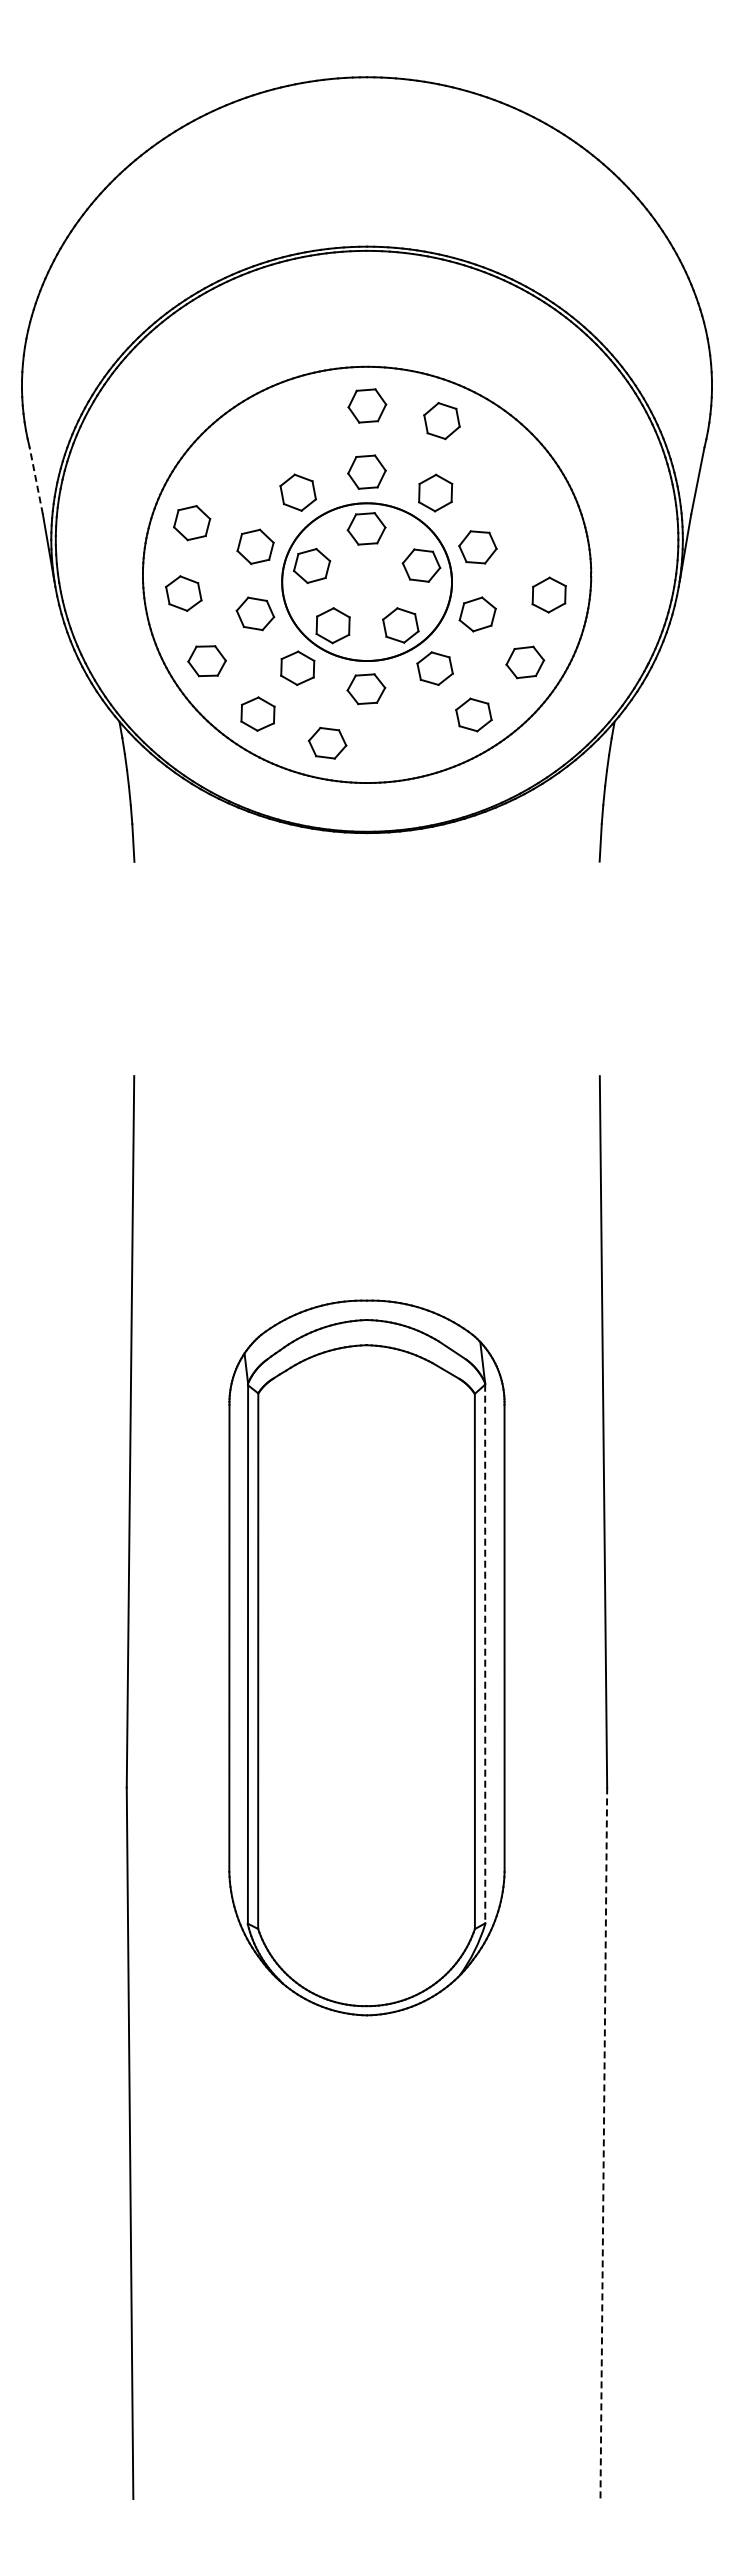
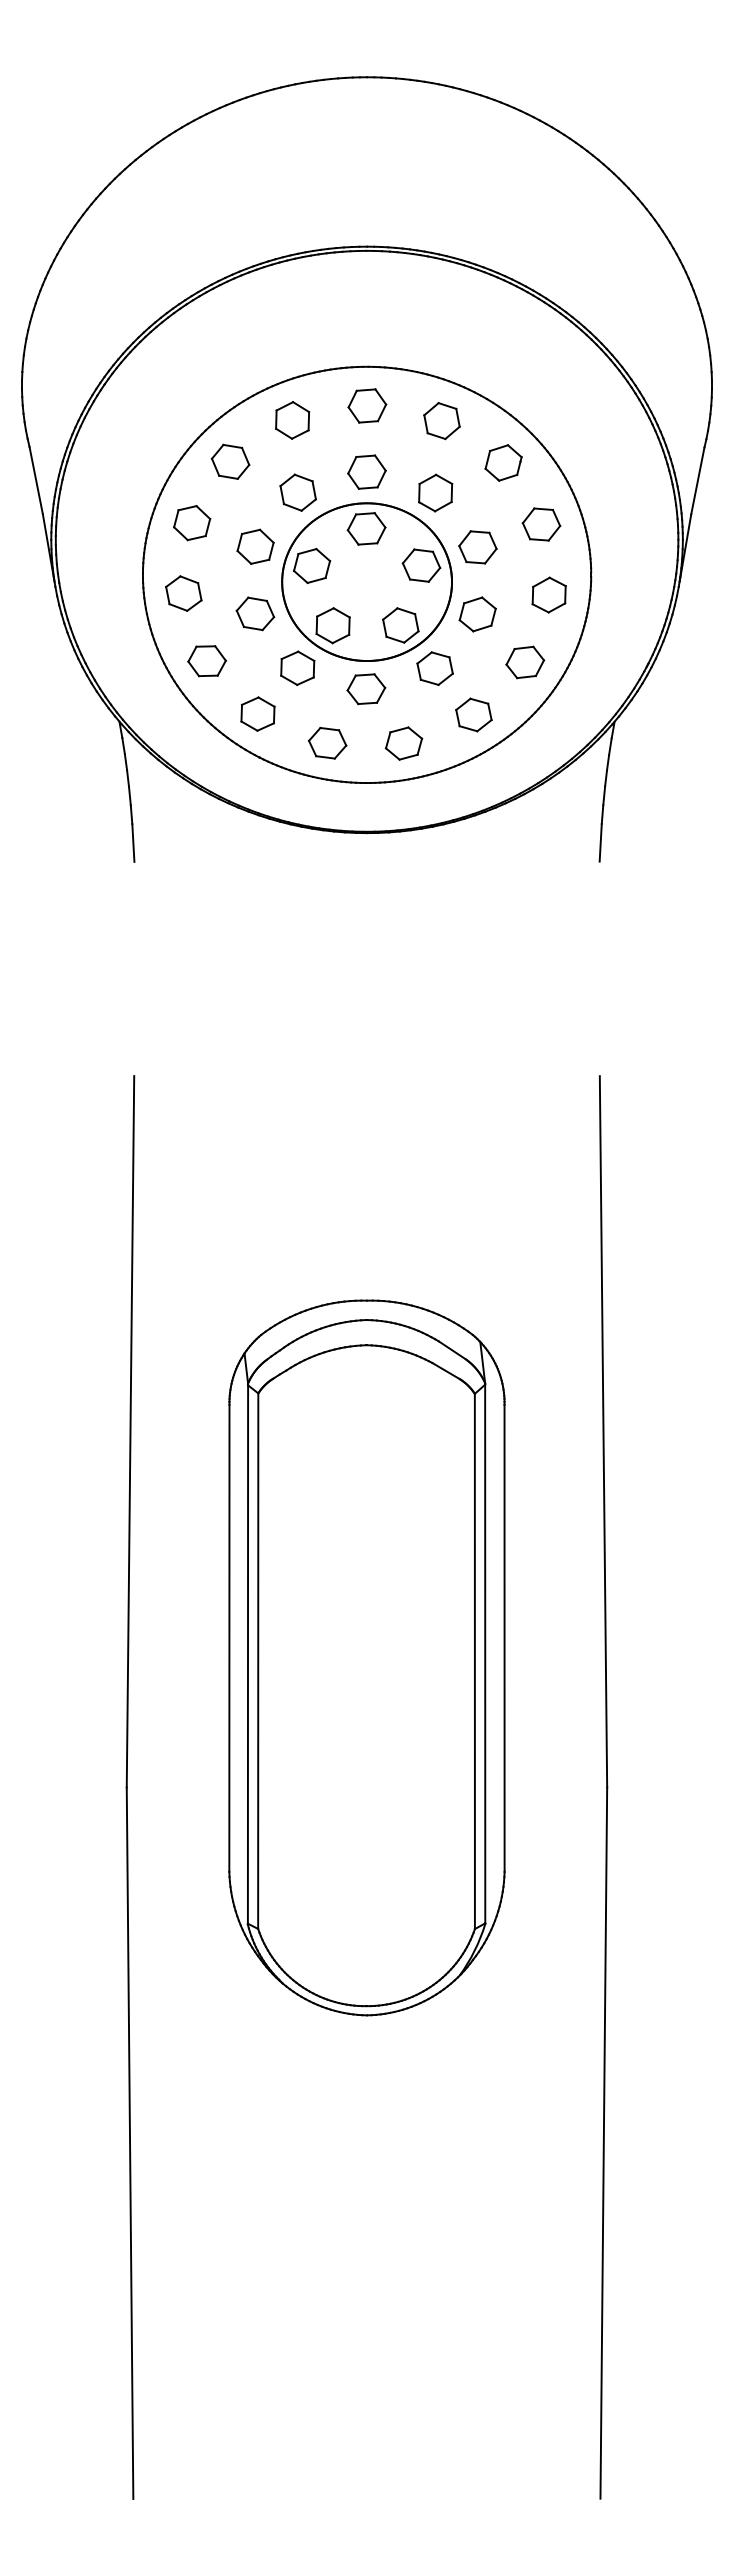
part: none -> present (292, 420)
part: none -> present (230, 461)
part: none -> present (503, 462)
line: dashed -> solid (36, 480)
part: none -> present (541, 524)
part: none -> present (403, 743)
line: dashed -> solid (485, 1654)
line: dashed -> solid (603, 2143)
